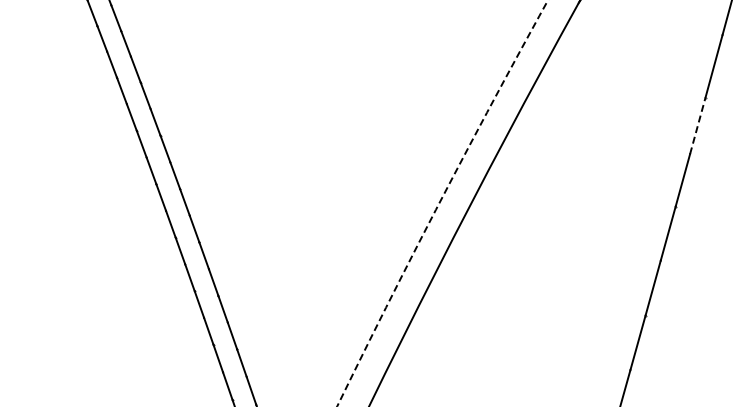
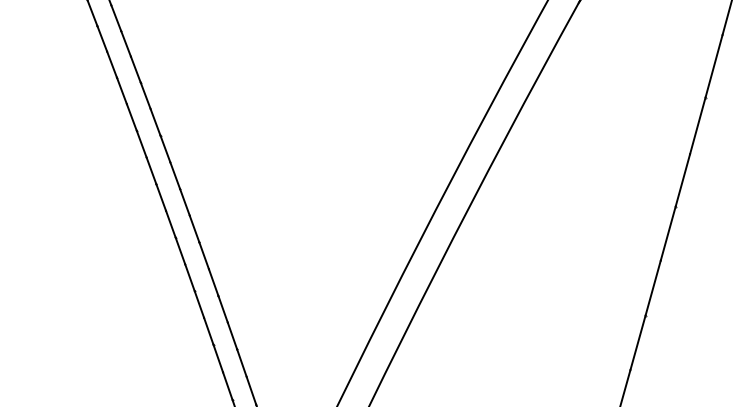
line: dashed -> solid (697, 125)
arc: dashed -> solid (440, 201)
